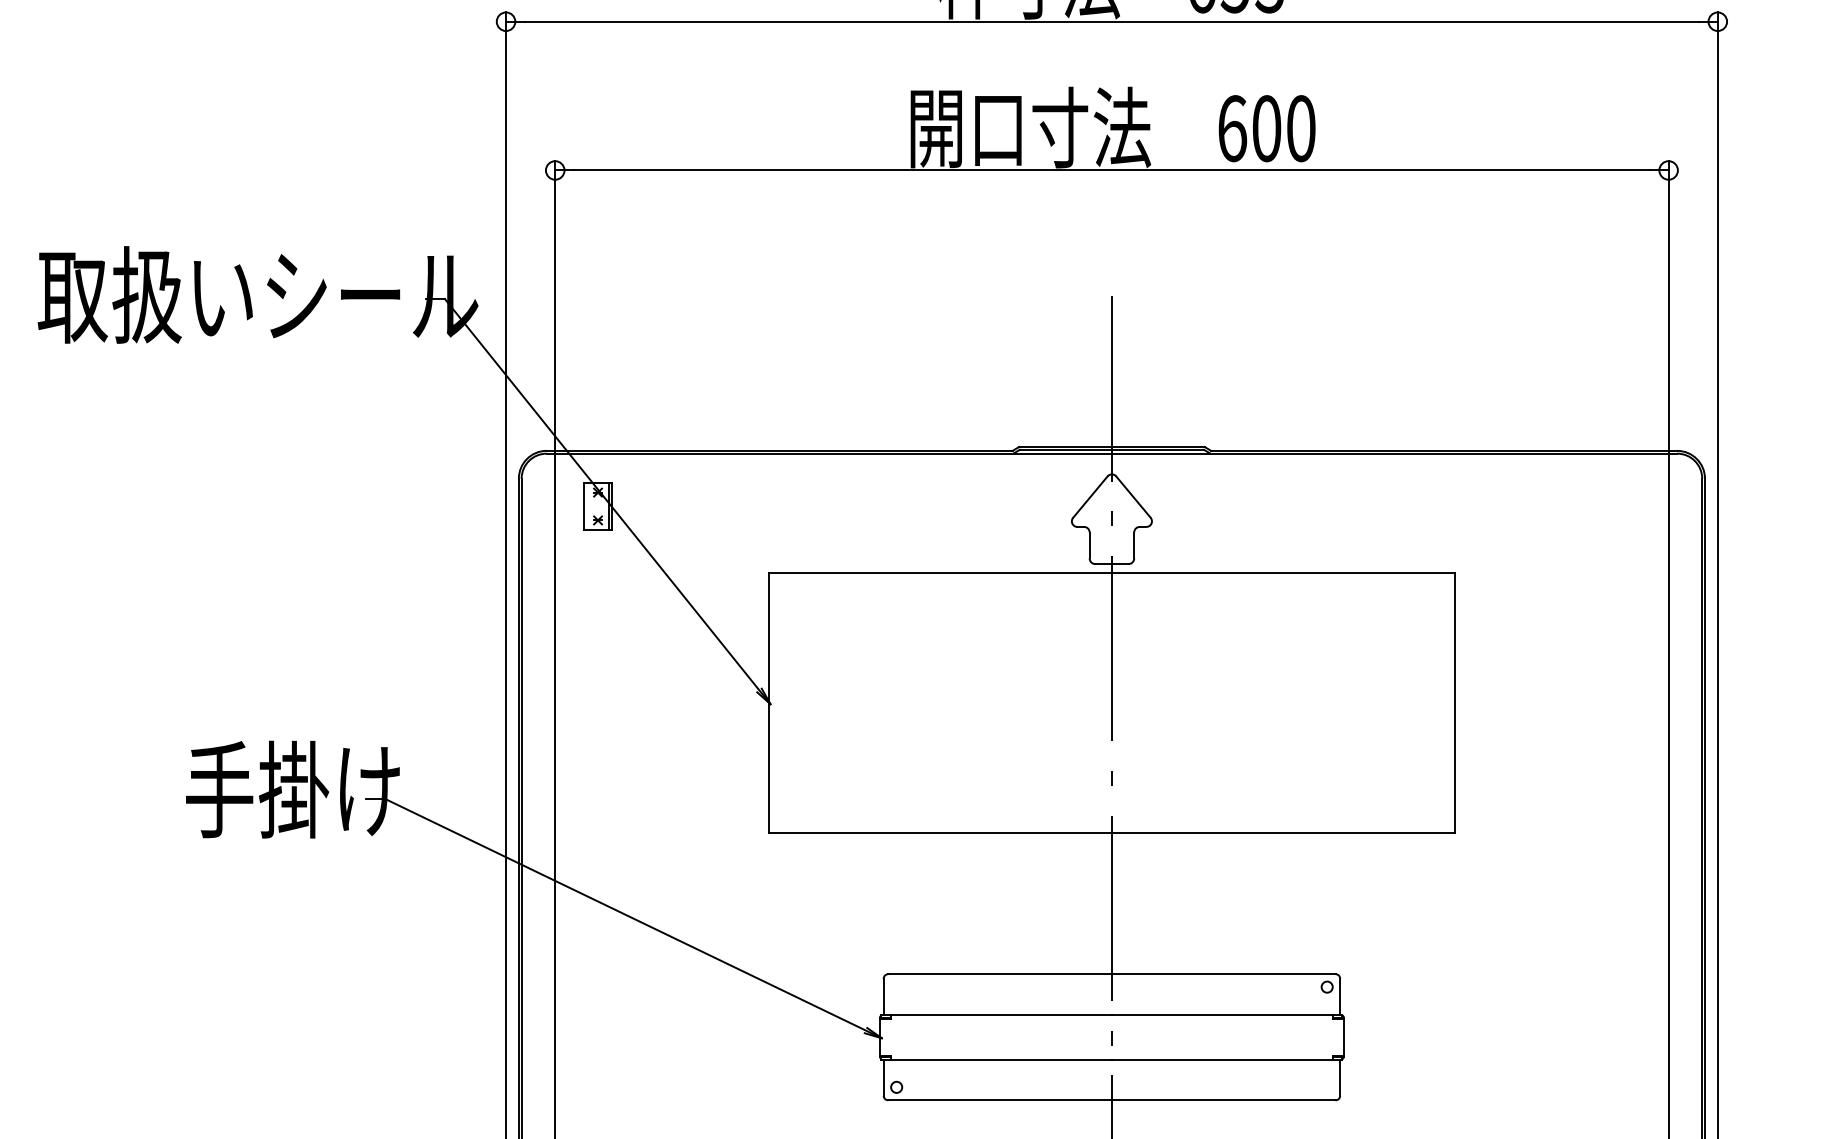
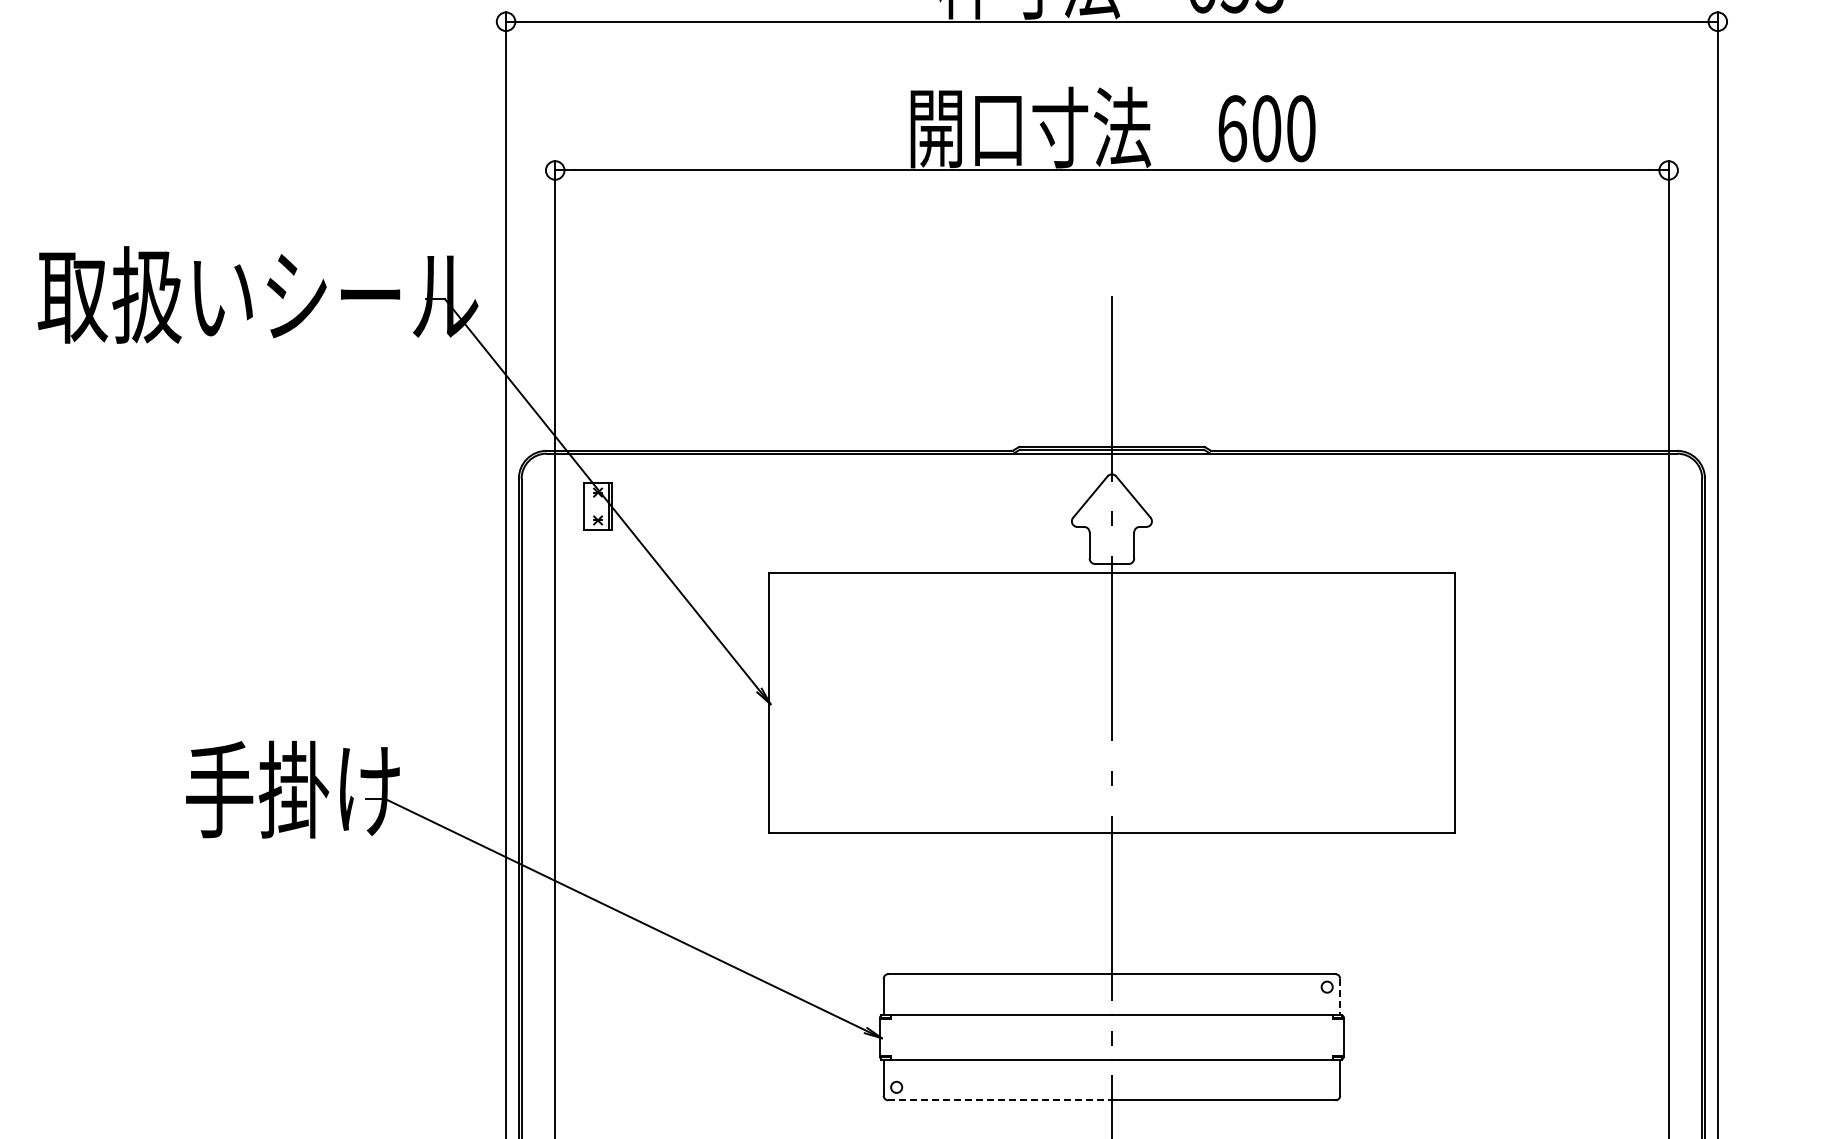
line: solid -> dashed (1340, 997)
line: solid -> dashed (1000, 1100)
